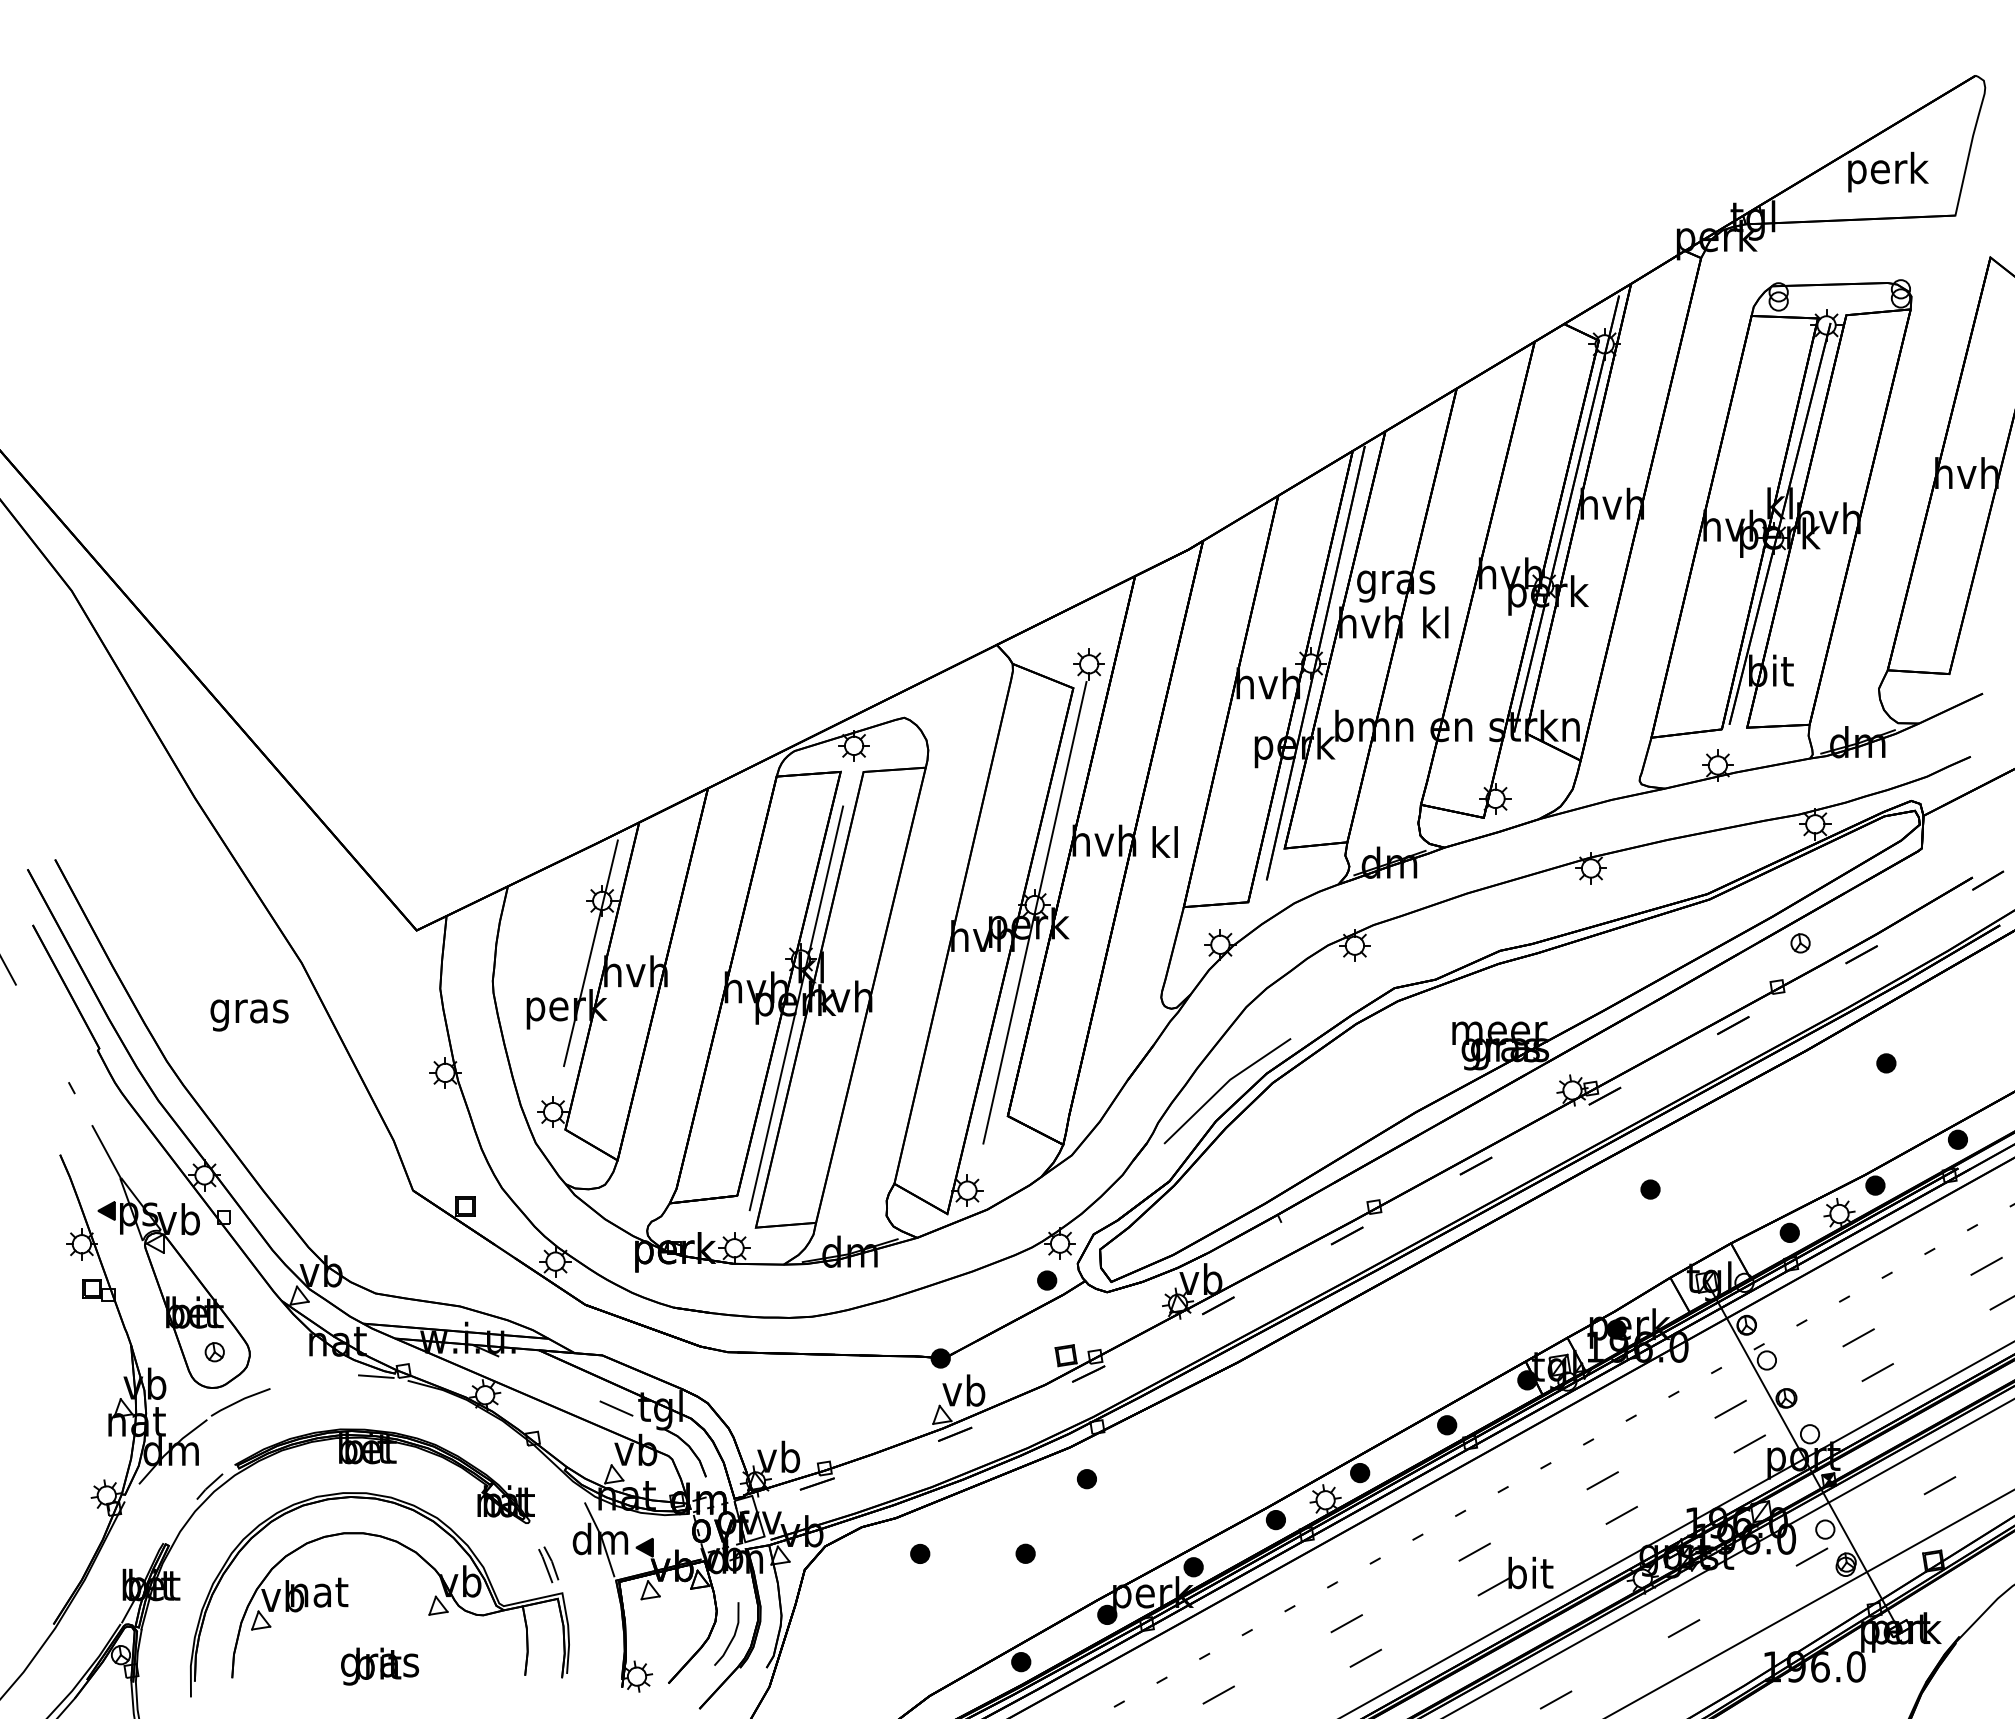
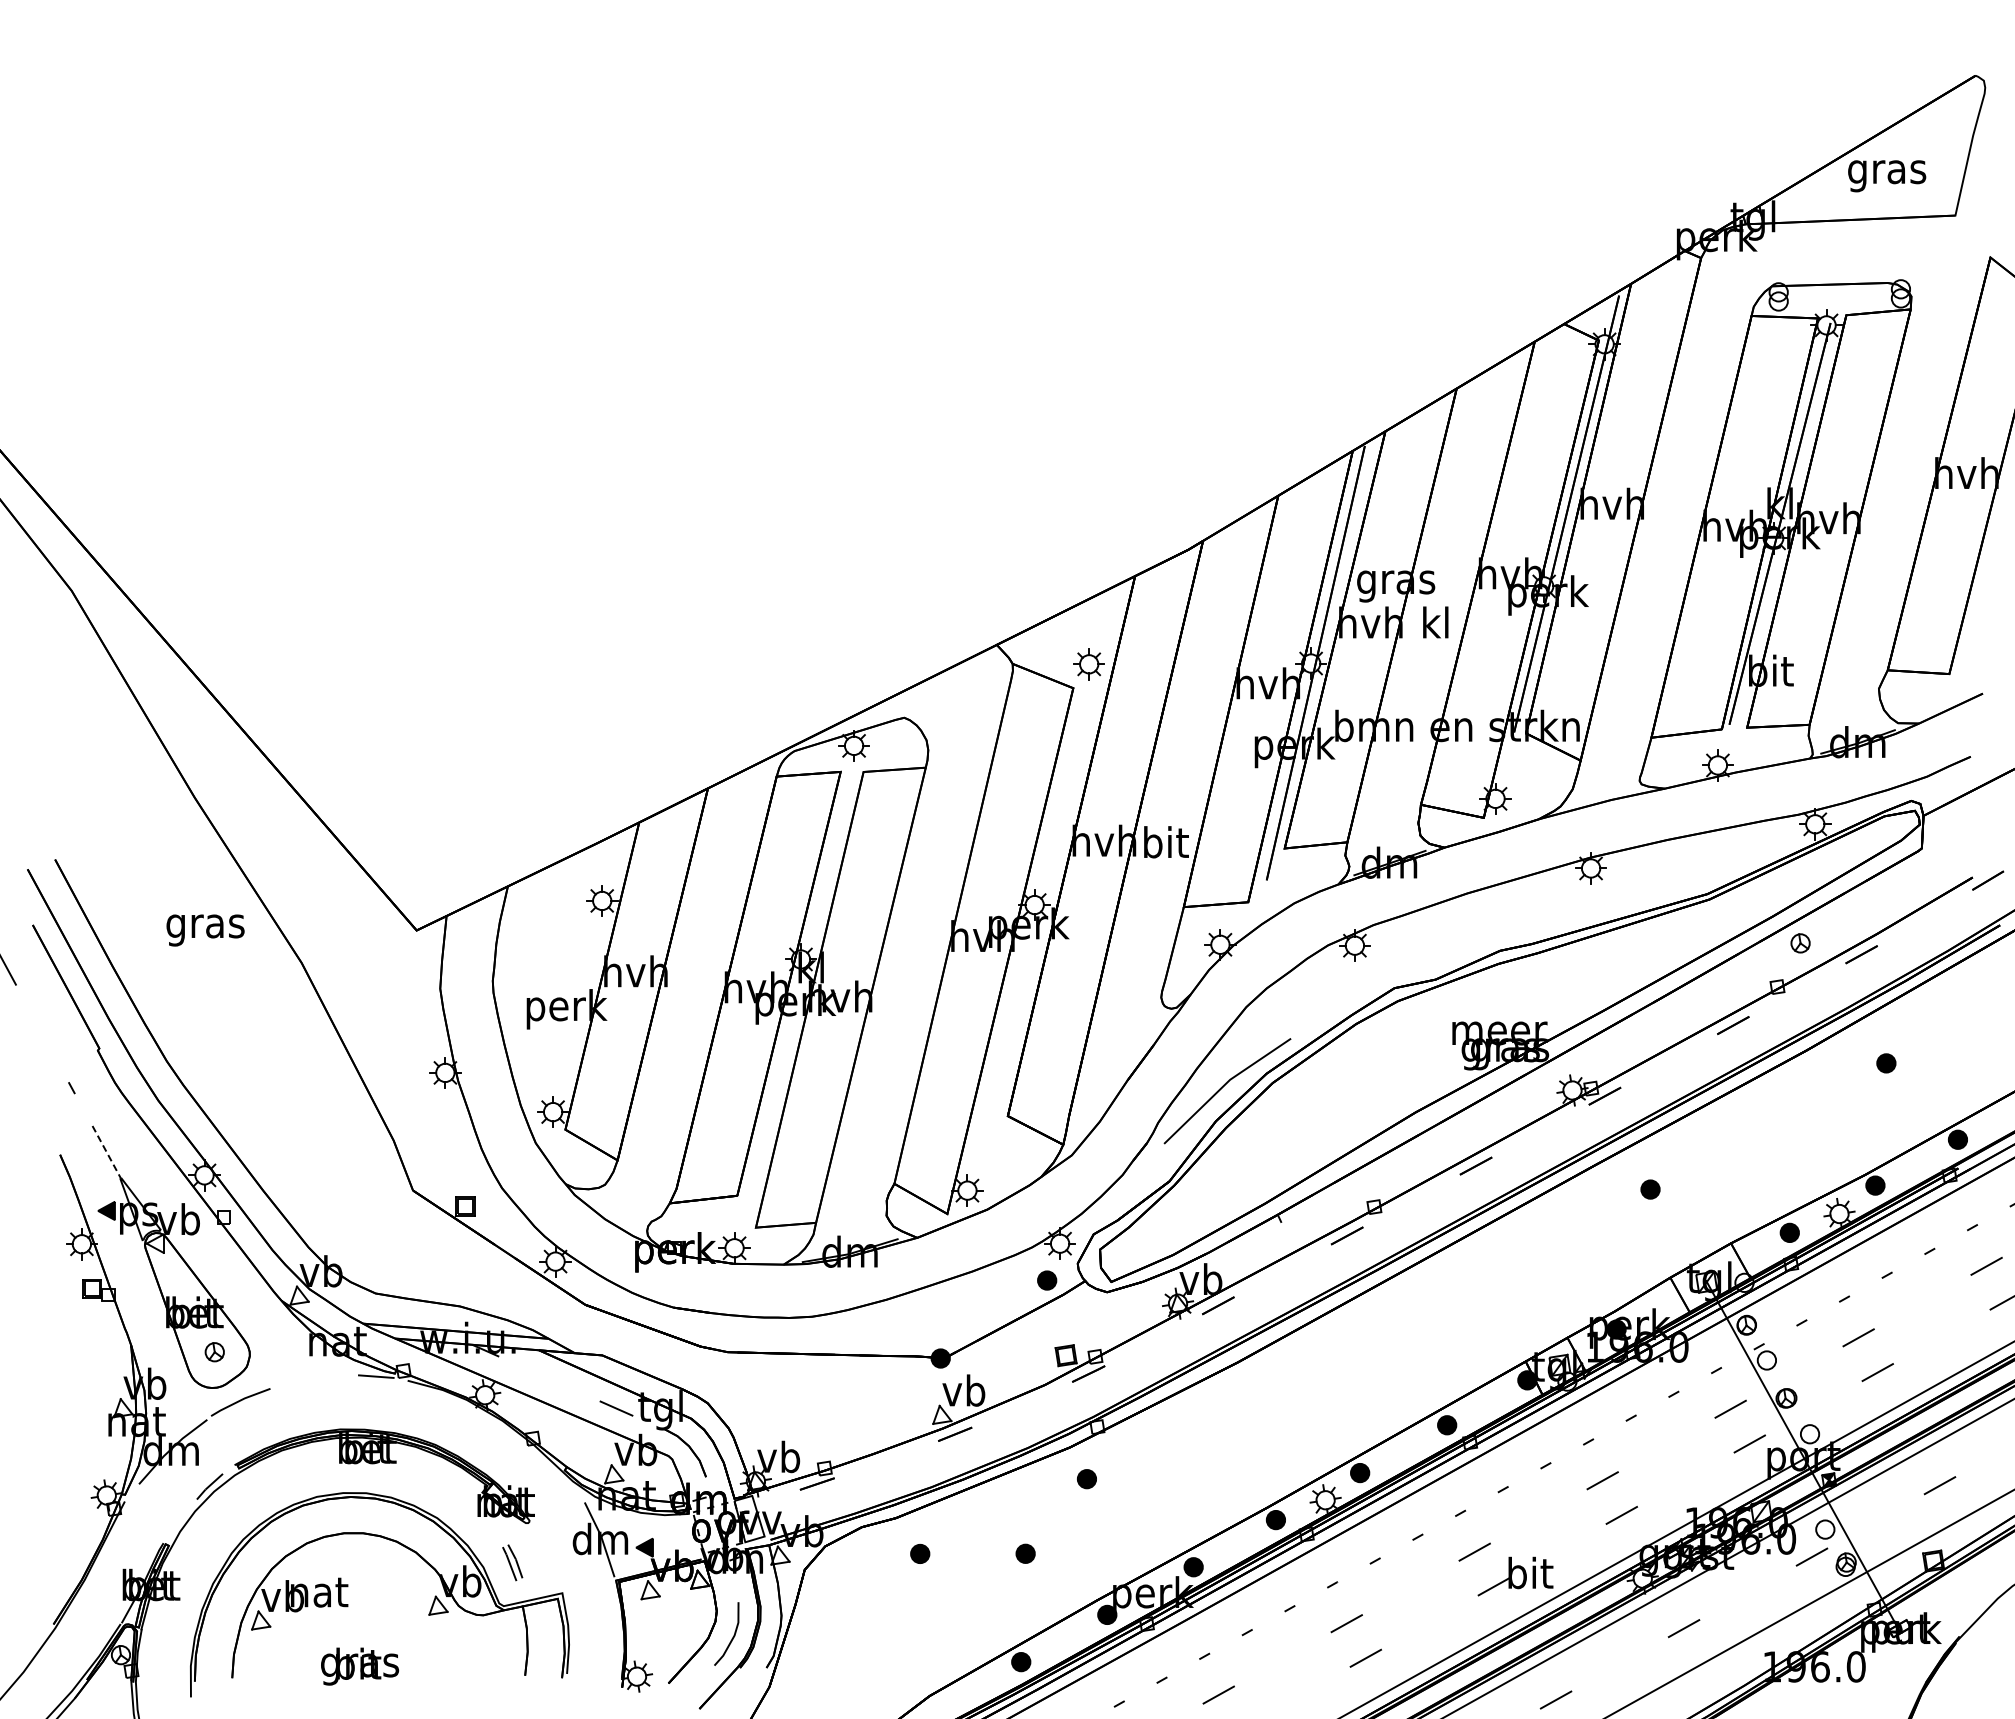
text: perk -> gras (1888, 171)
text: kl -> bit (1166, 842)
line: present -> none (1034, 912)
line: present -> none (590, 953)
line: present -> none (796, 1008)
text position: (249, 1015) -> (205, 930) (205, 930)
line: solid -> dashed (106, 1152)
part position: (548, 1564) -> (512, 1562) (512, 1562)
text position: (380, 1666) -> (360, 1666) (360, 1666)
